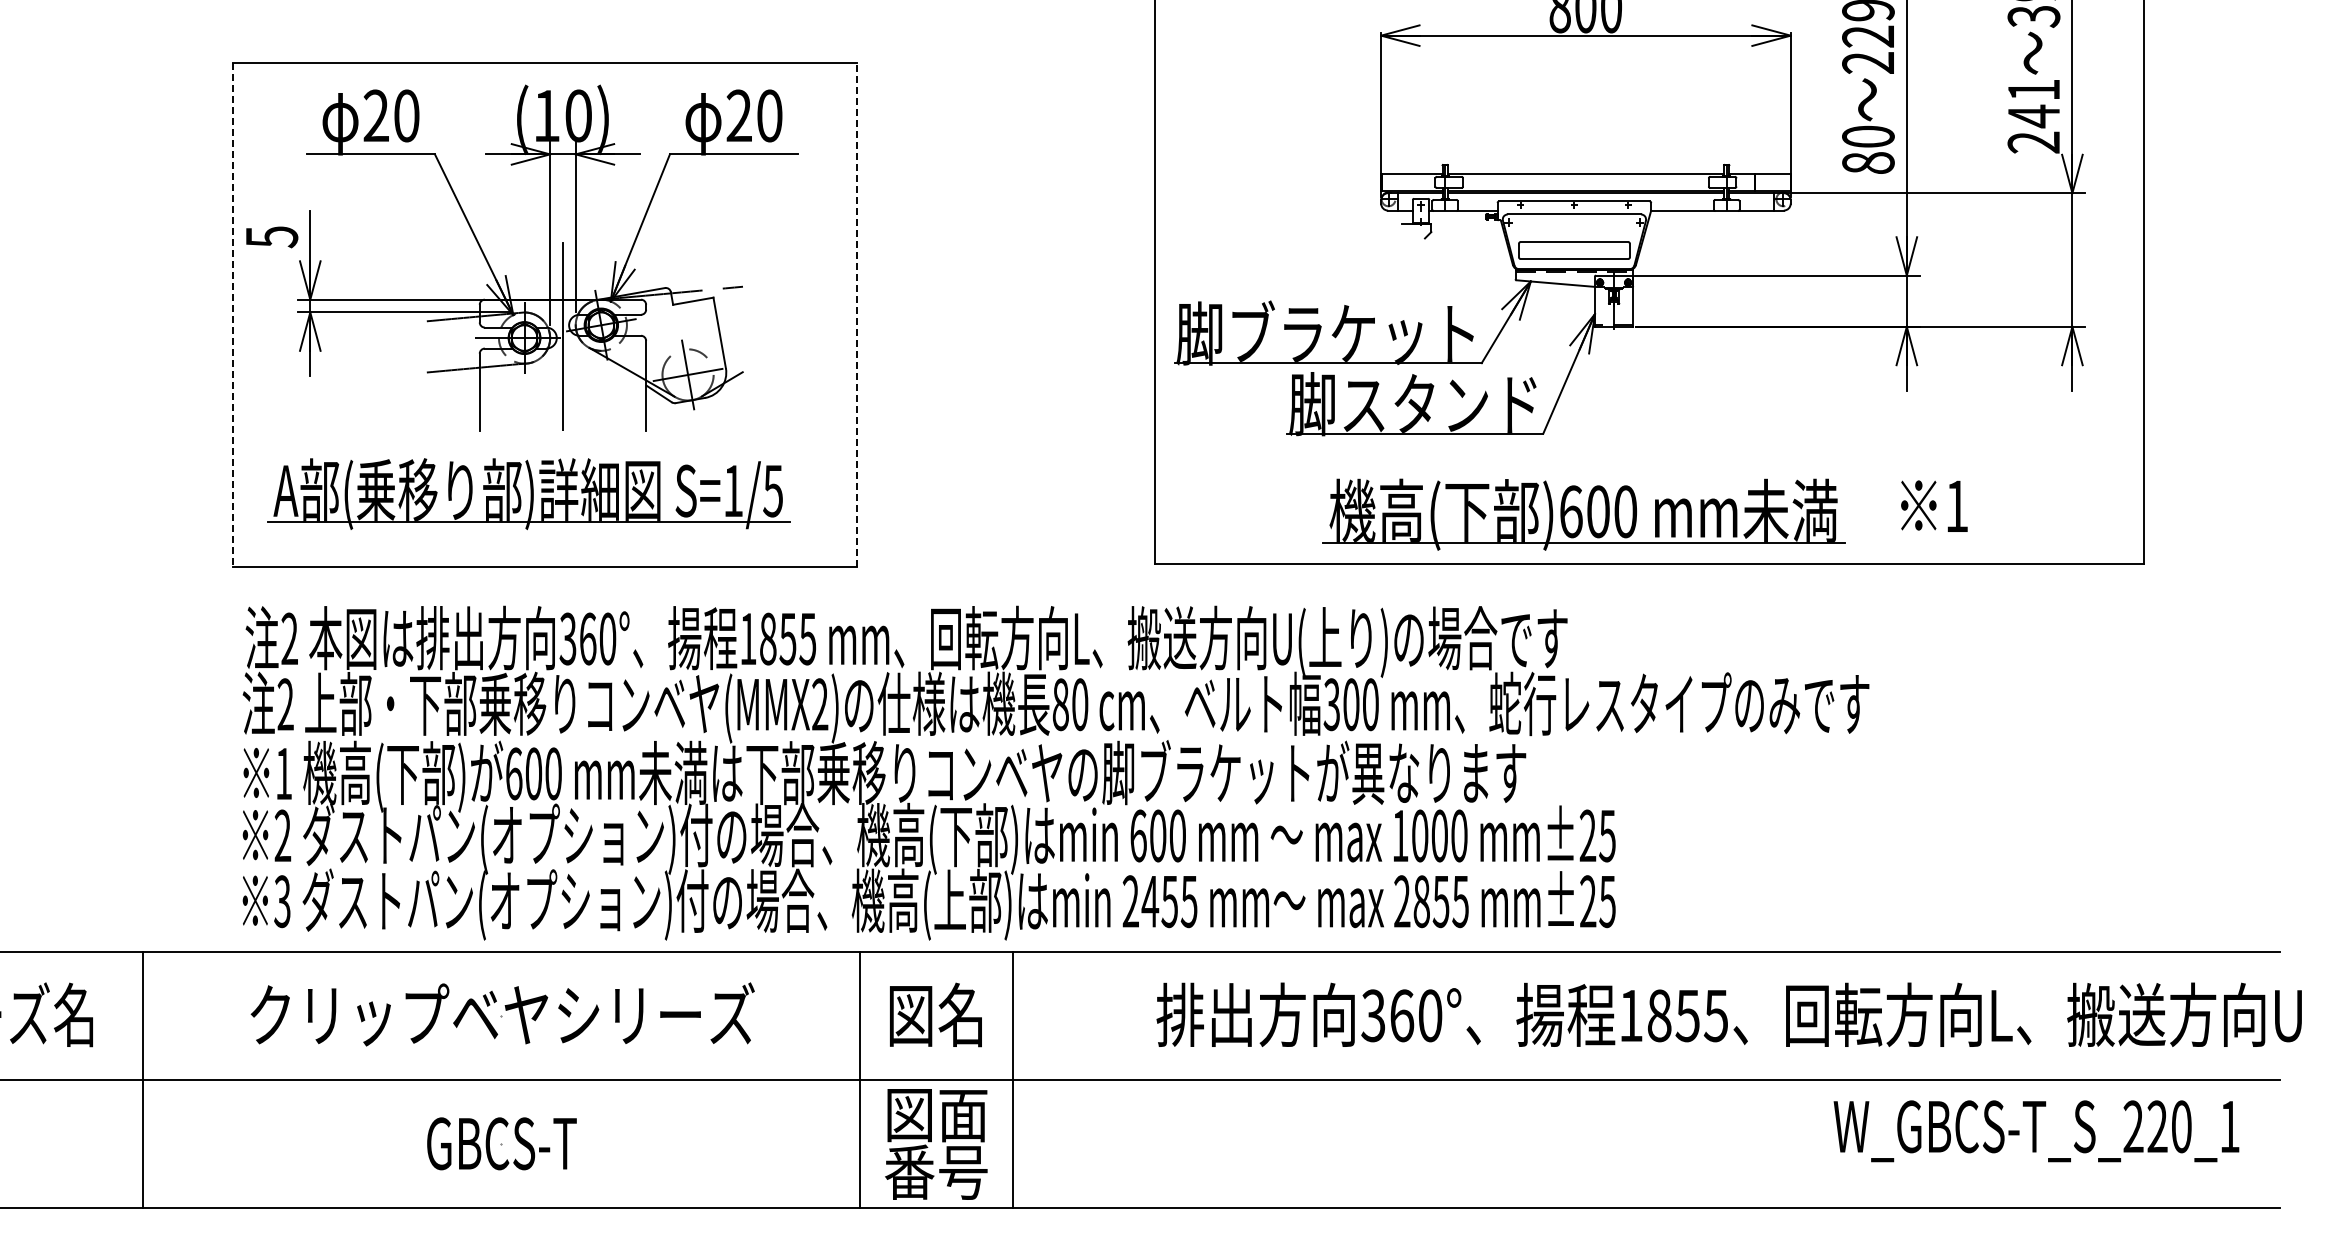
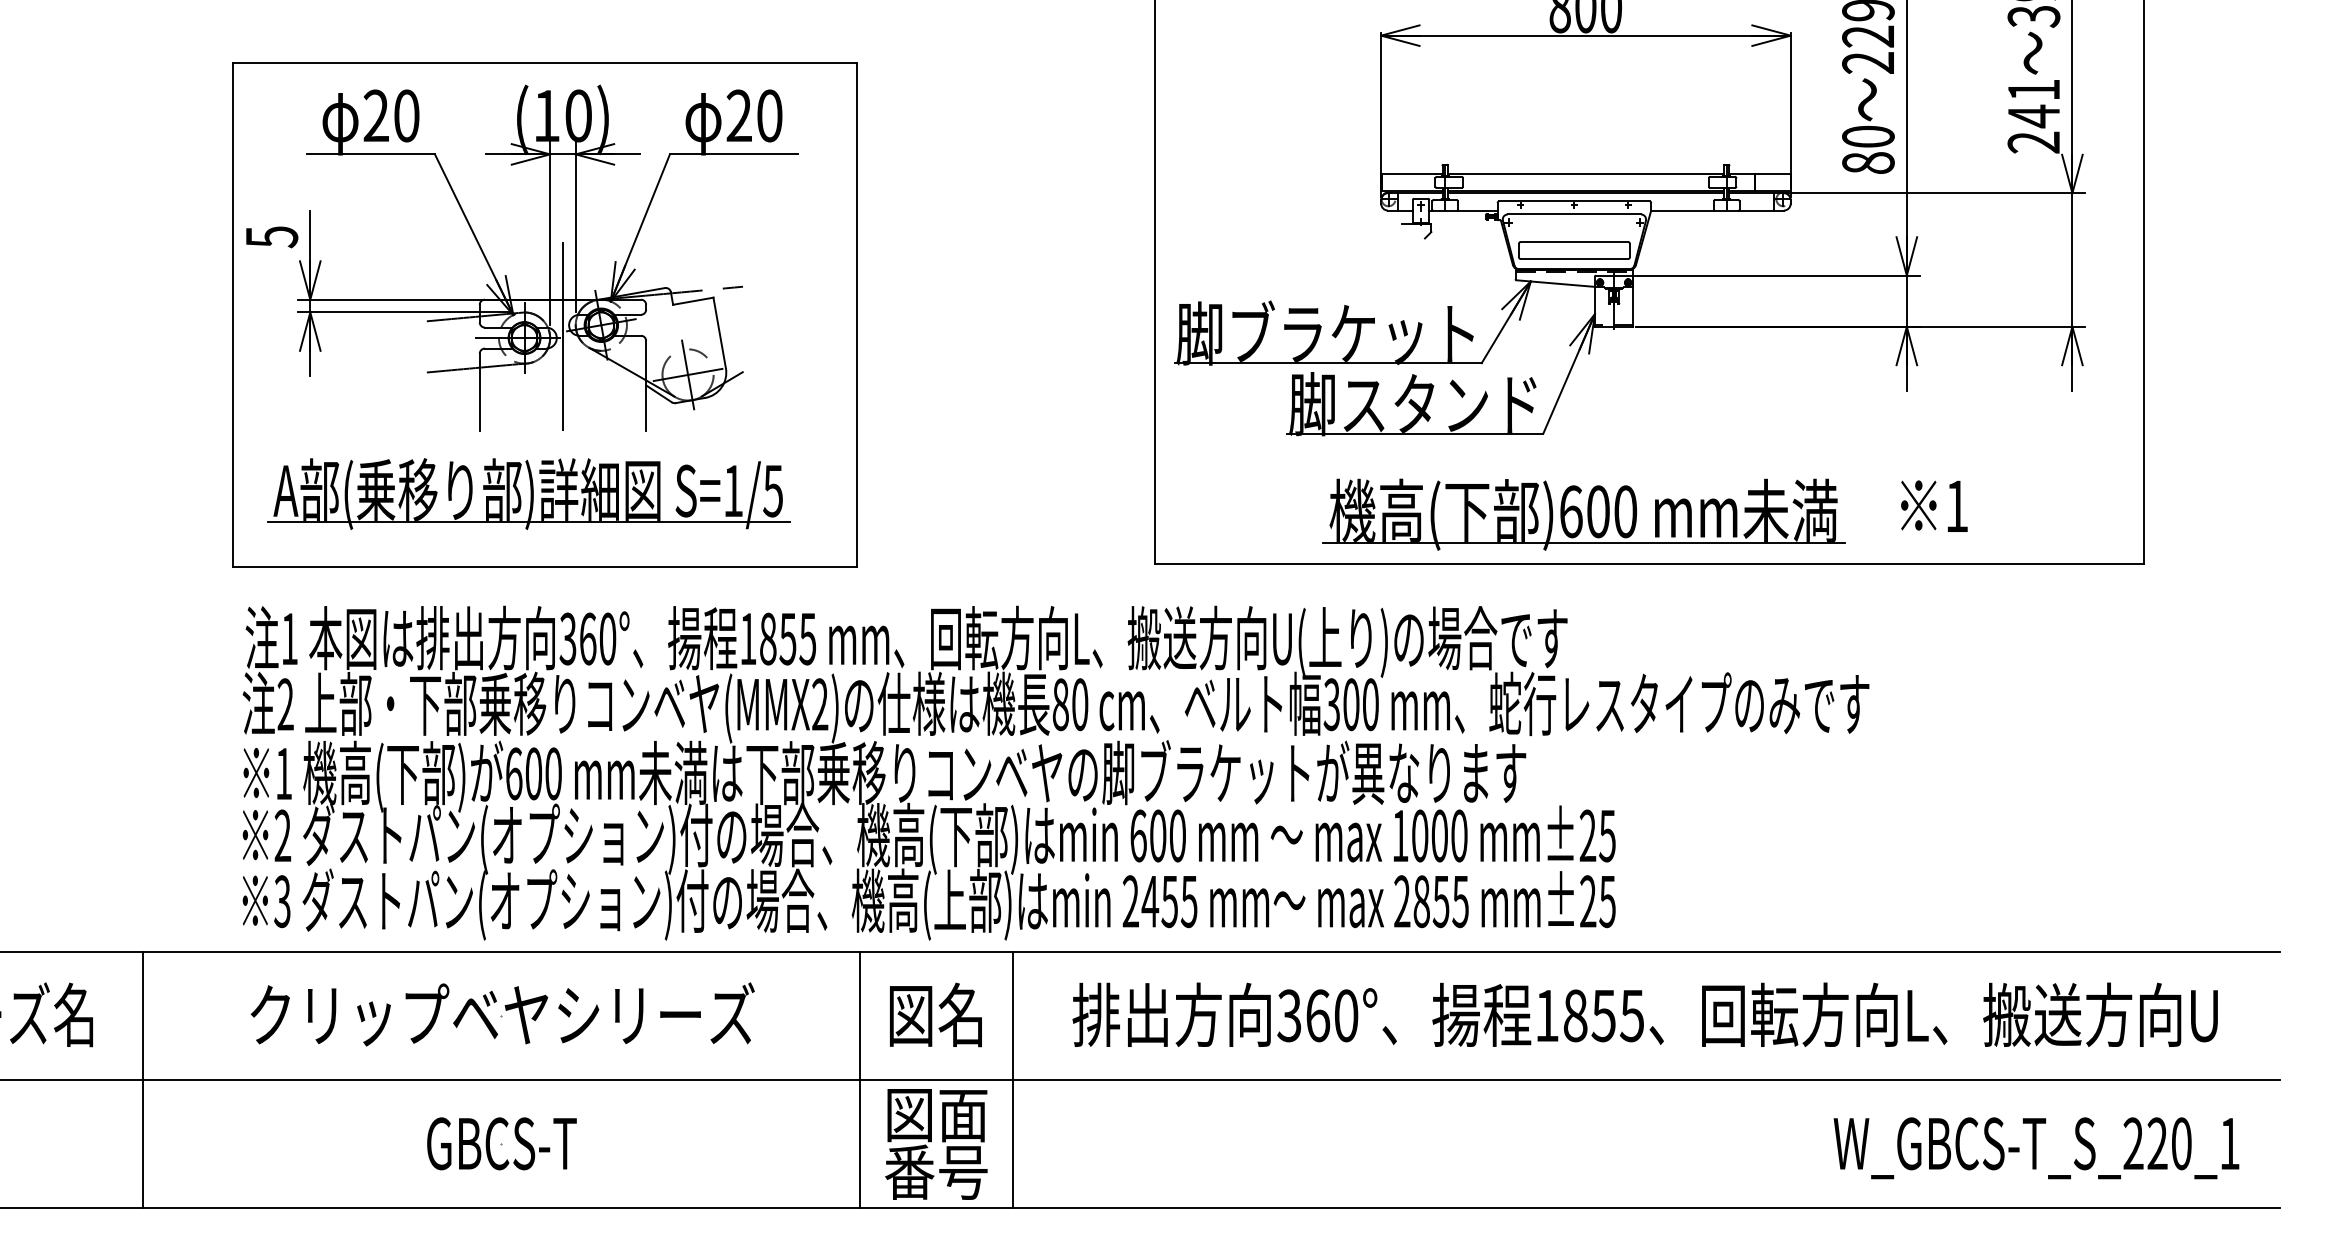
line: dashed -> solid (856, 314)
line: dashed -> solid (232, 315)
text: 2 -> 1 (289, 638)
text position: (1728, 1014) -> (1644, 1014) (1644, 1014)
text position: (2036, 1131) -> (2036, 1148) (2036, 1148)
